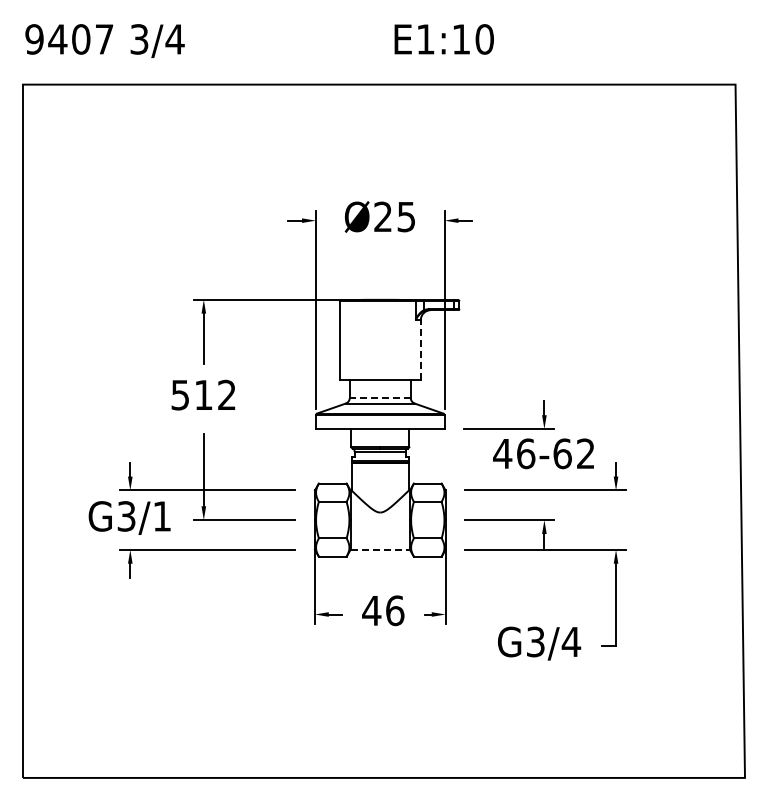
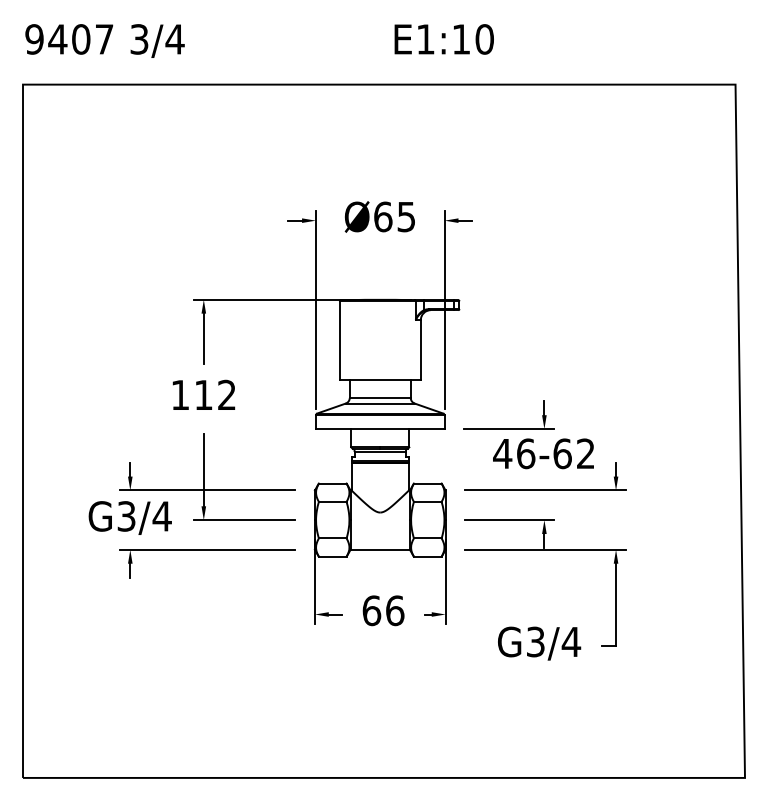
text: Ø25 -> Ø65 (383, 216)
line: dashed -> solid (420, 350)
text: 512 -> 112 (179, 395)
line: dashed -> solid (379, 397)
text: G3/1 -> G3/4 (161, 516)
line: dashed -> solid (380, 549)
text: 46 -> 66 (371, 610)
